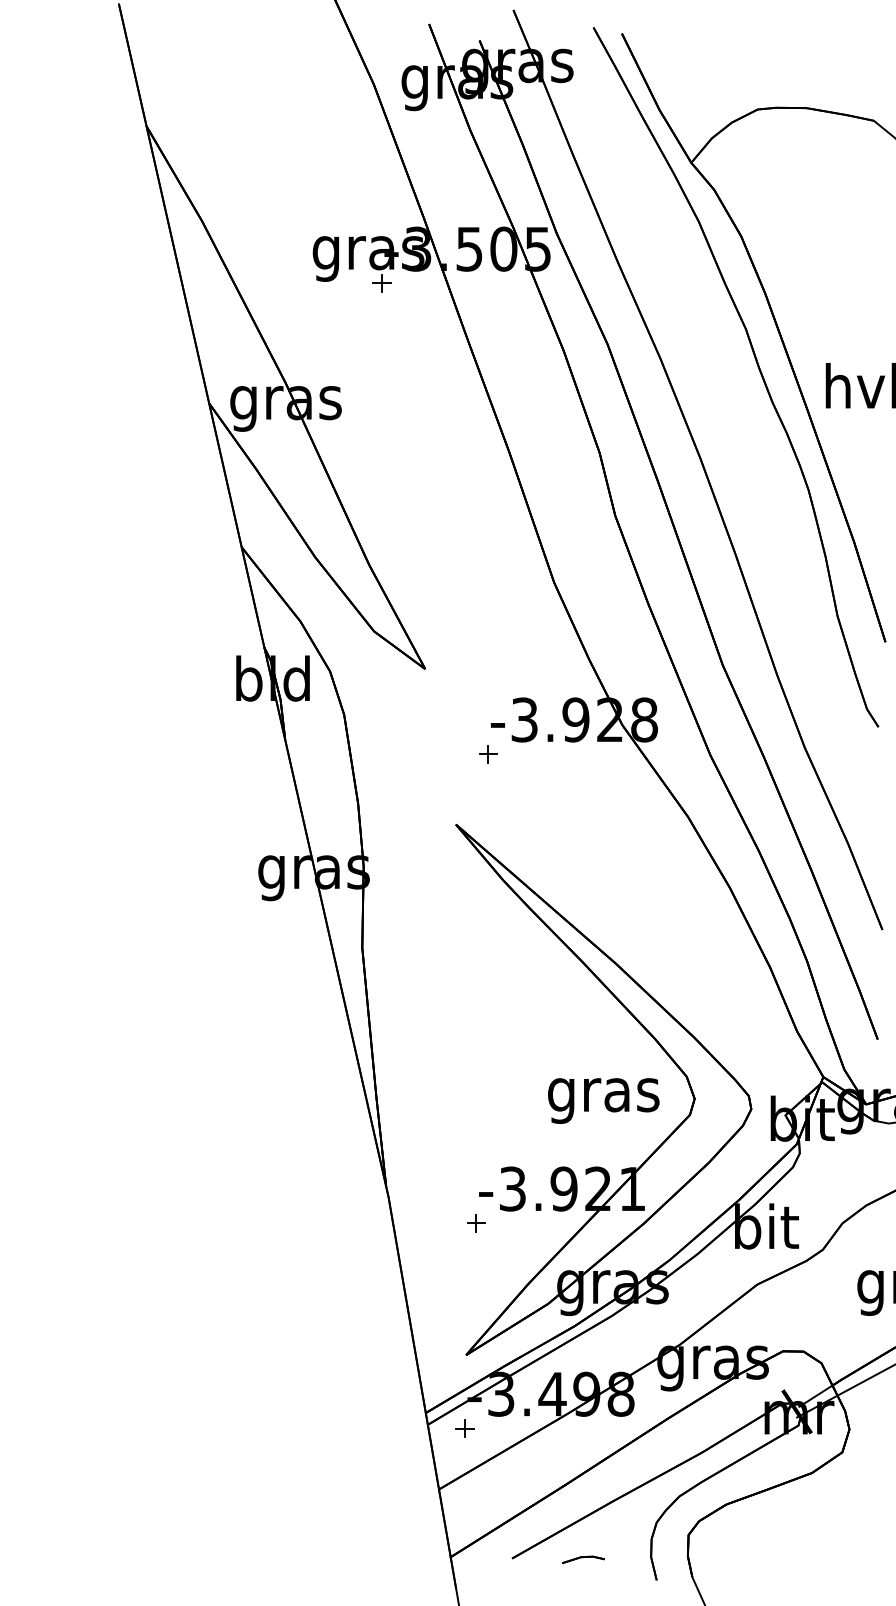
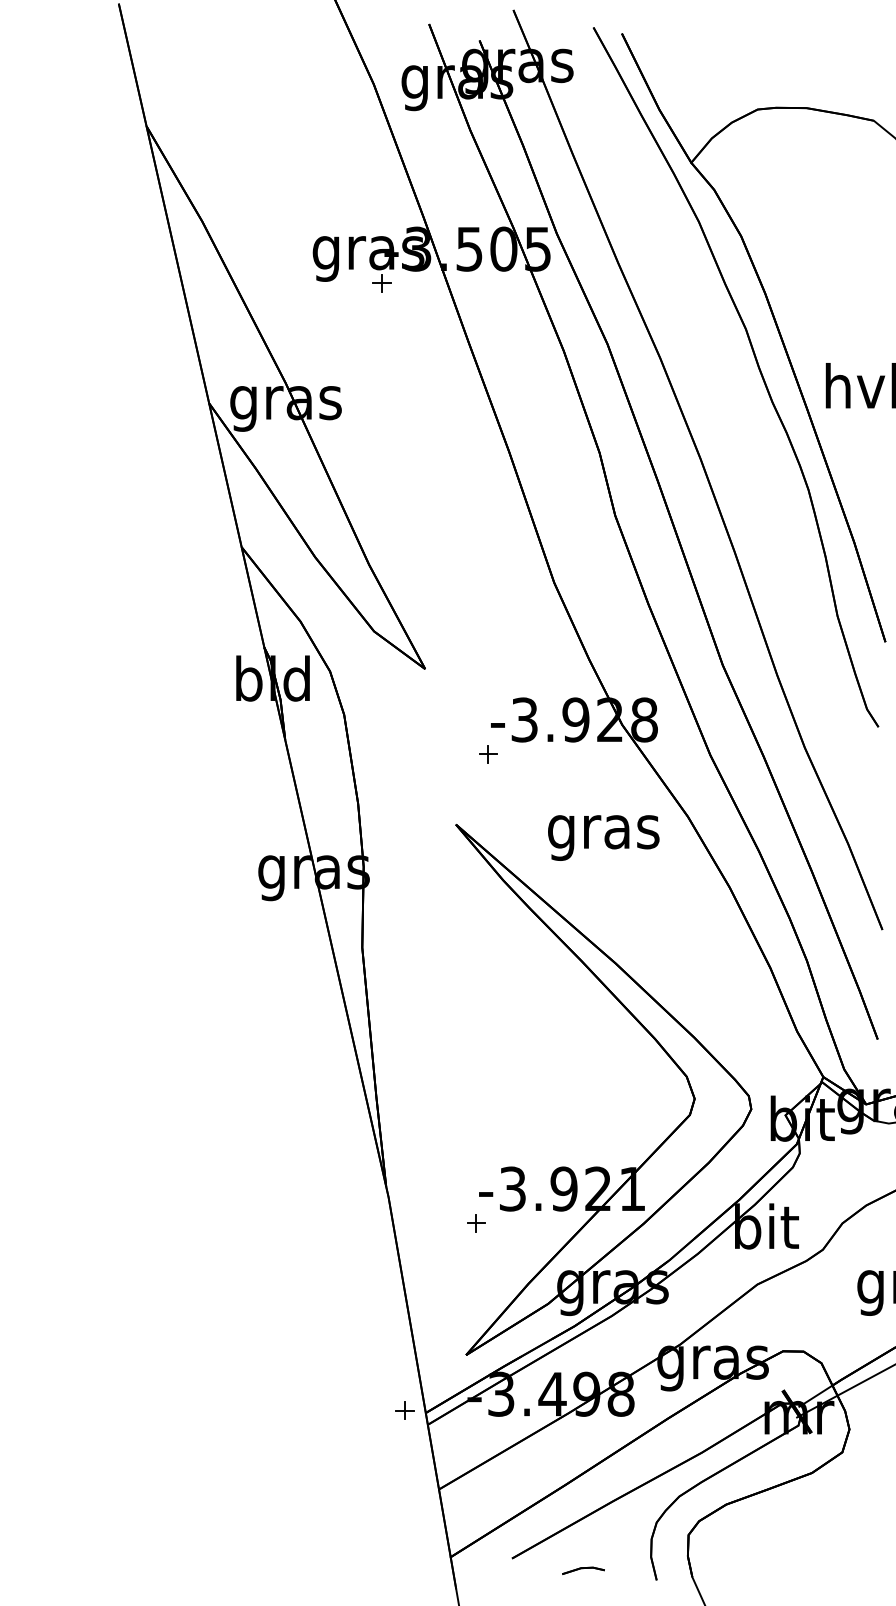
text position: (603, 1100) -> (603, 837) (603, 837)
part position: (464, 1428) -> (404, 1410) (404, 1410)
part position: (583, 1559) -> (583, 1570) (583, 1570)
